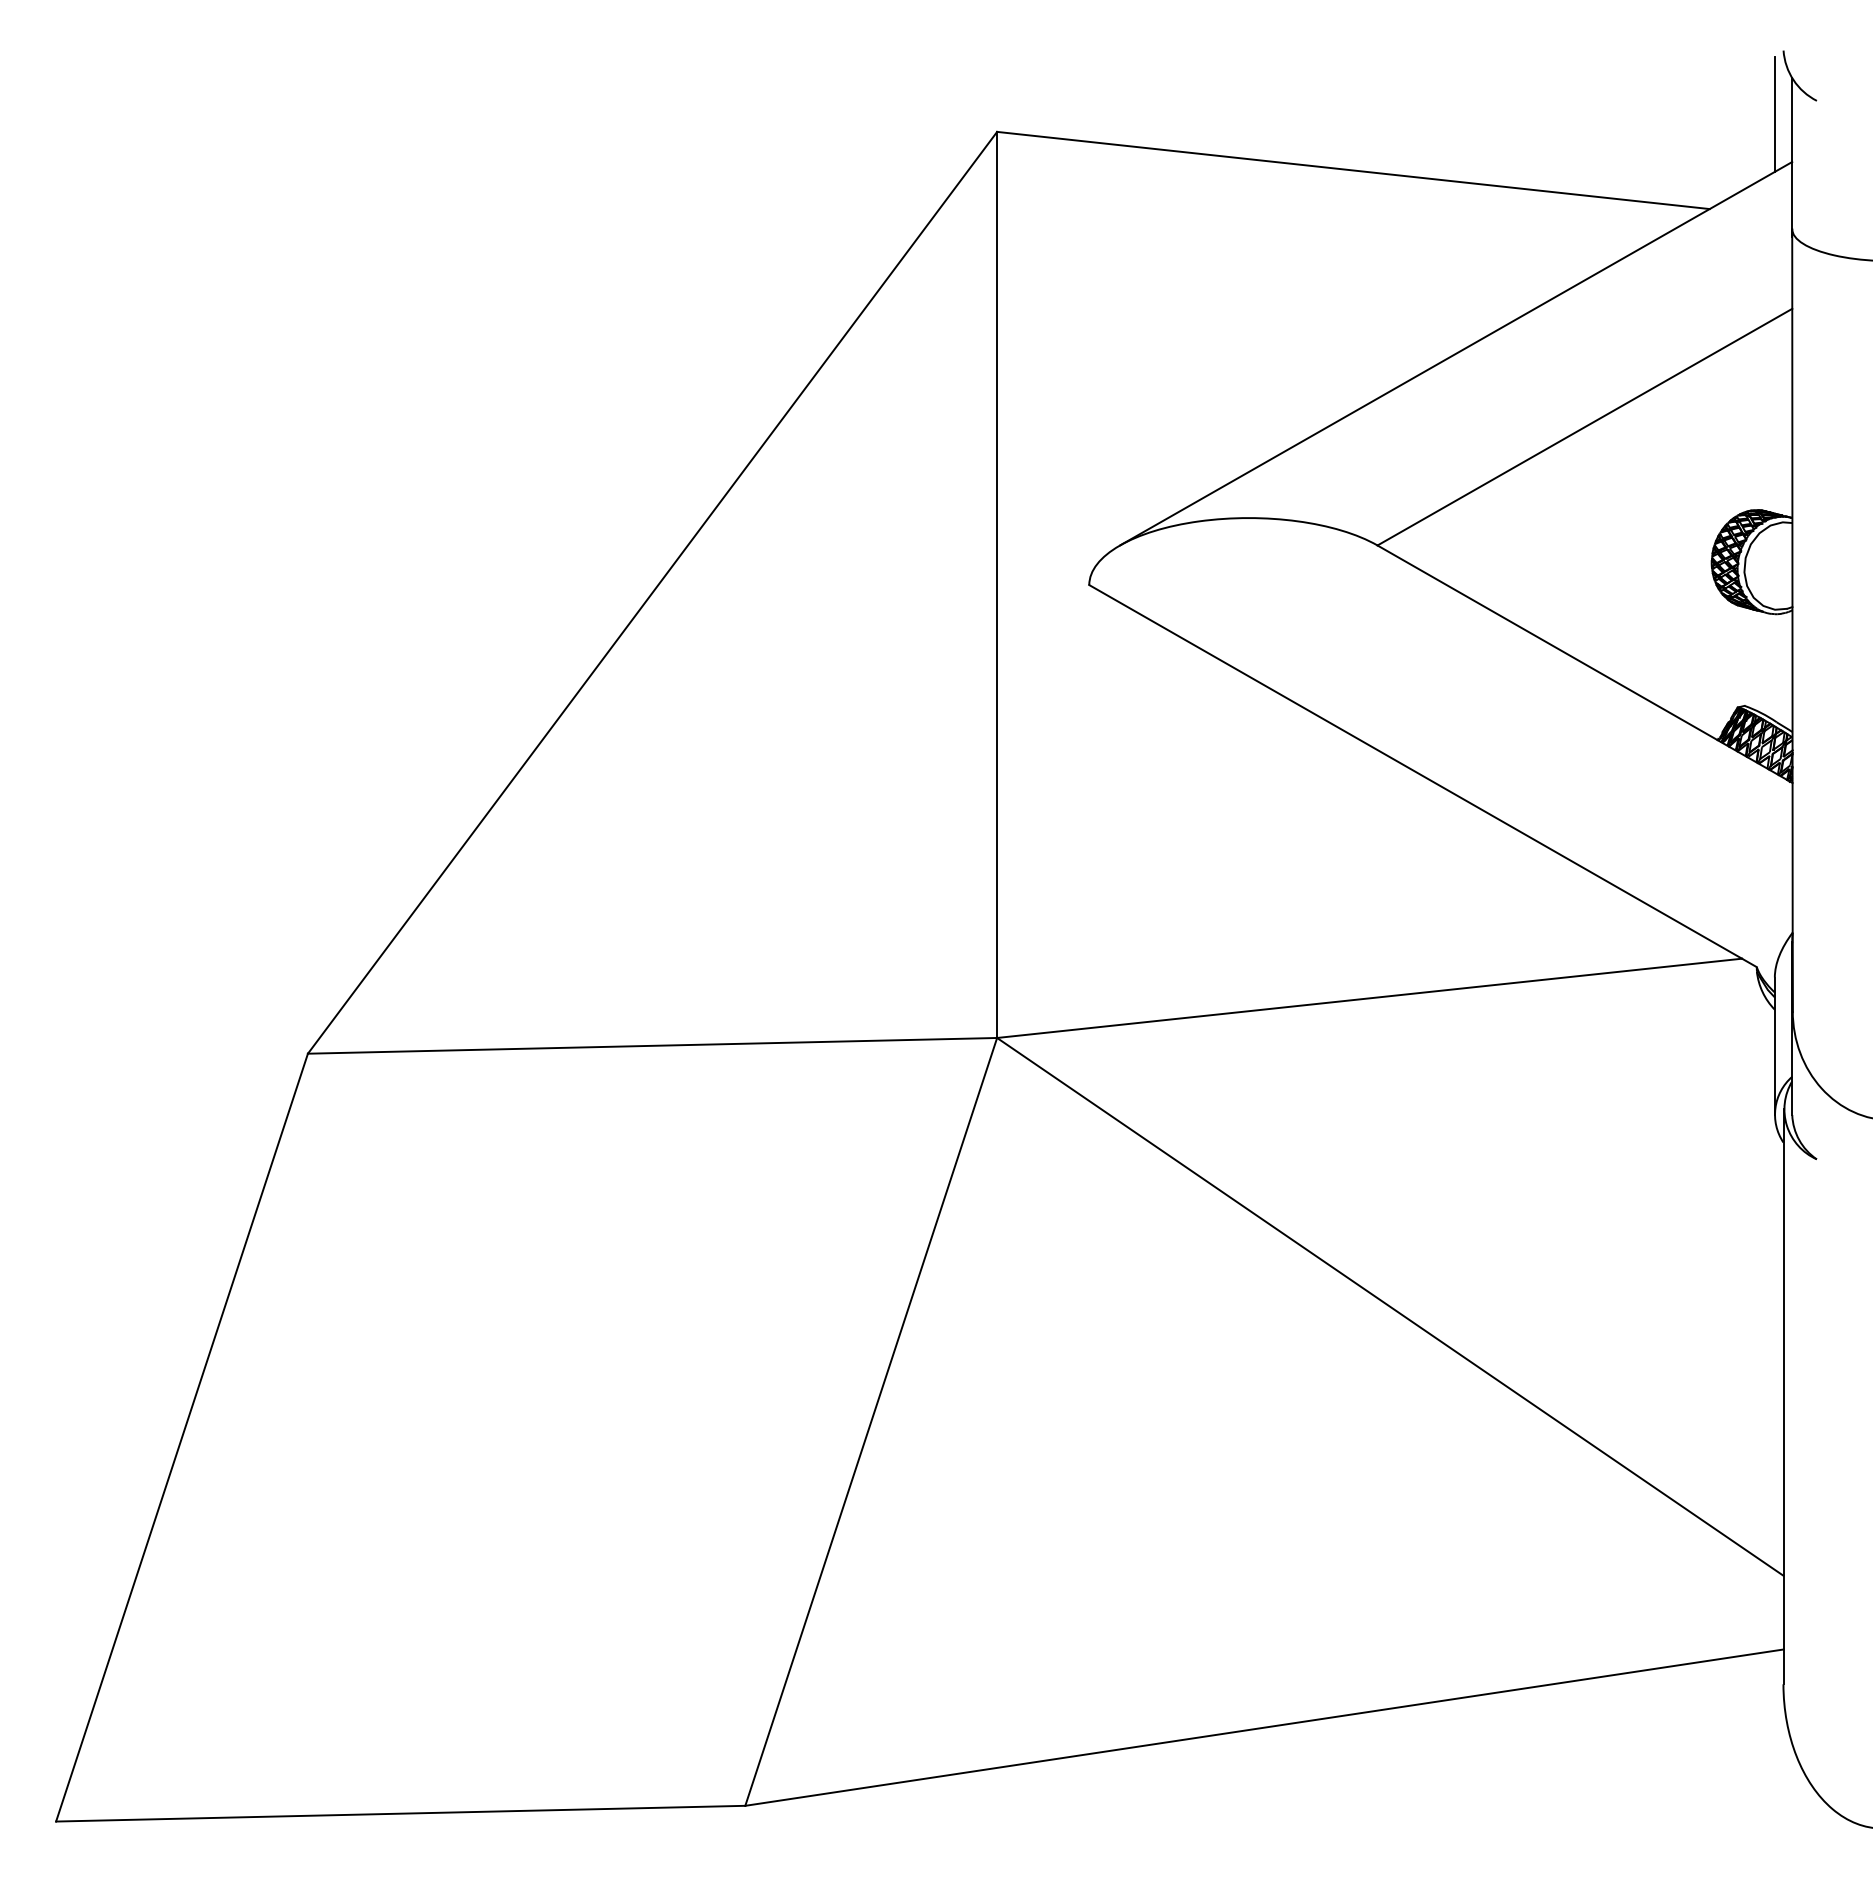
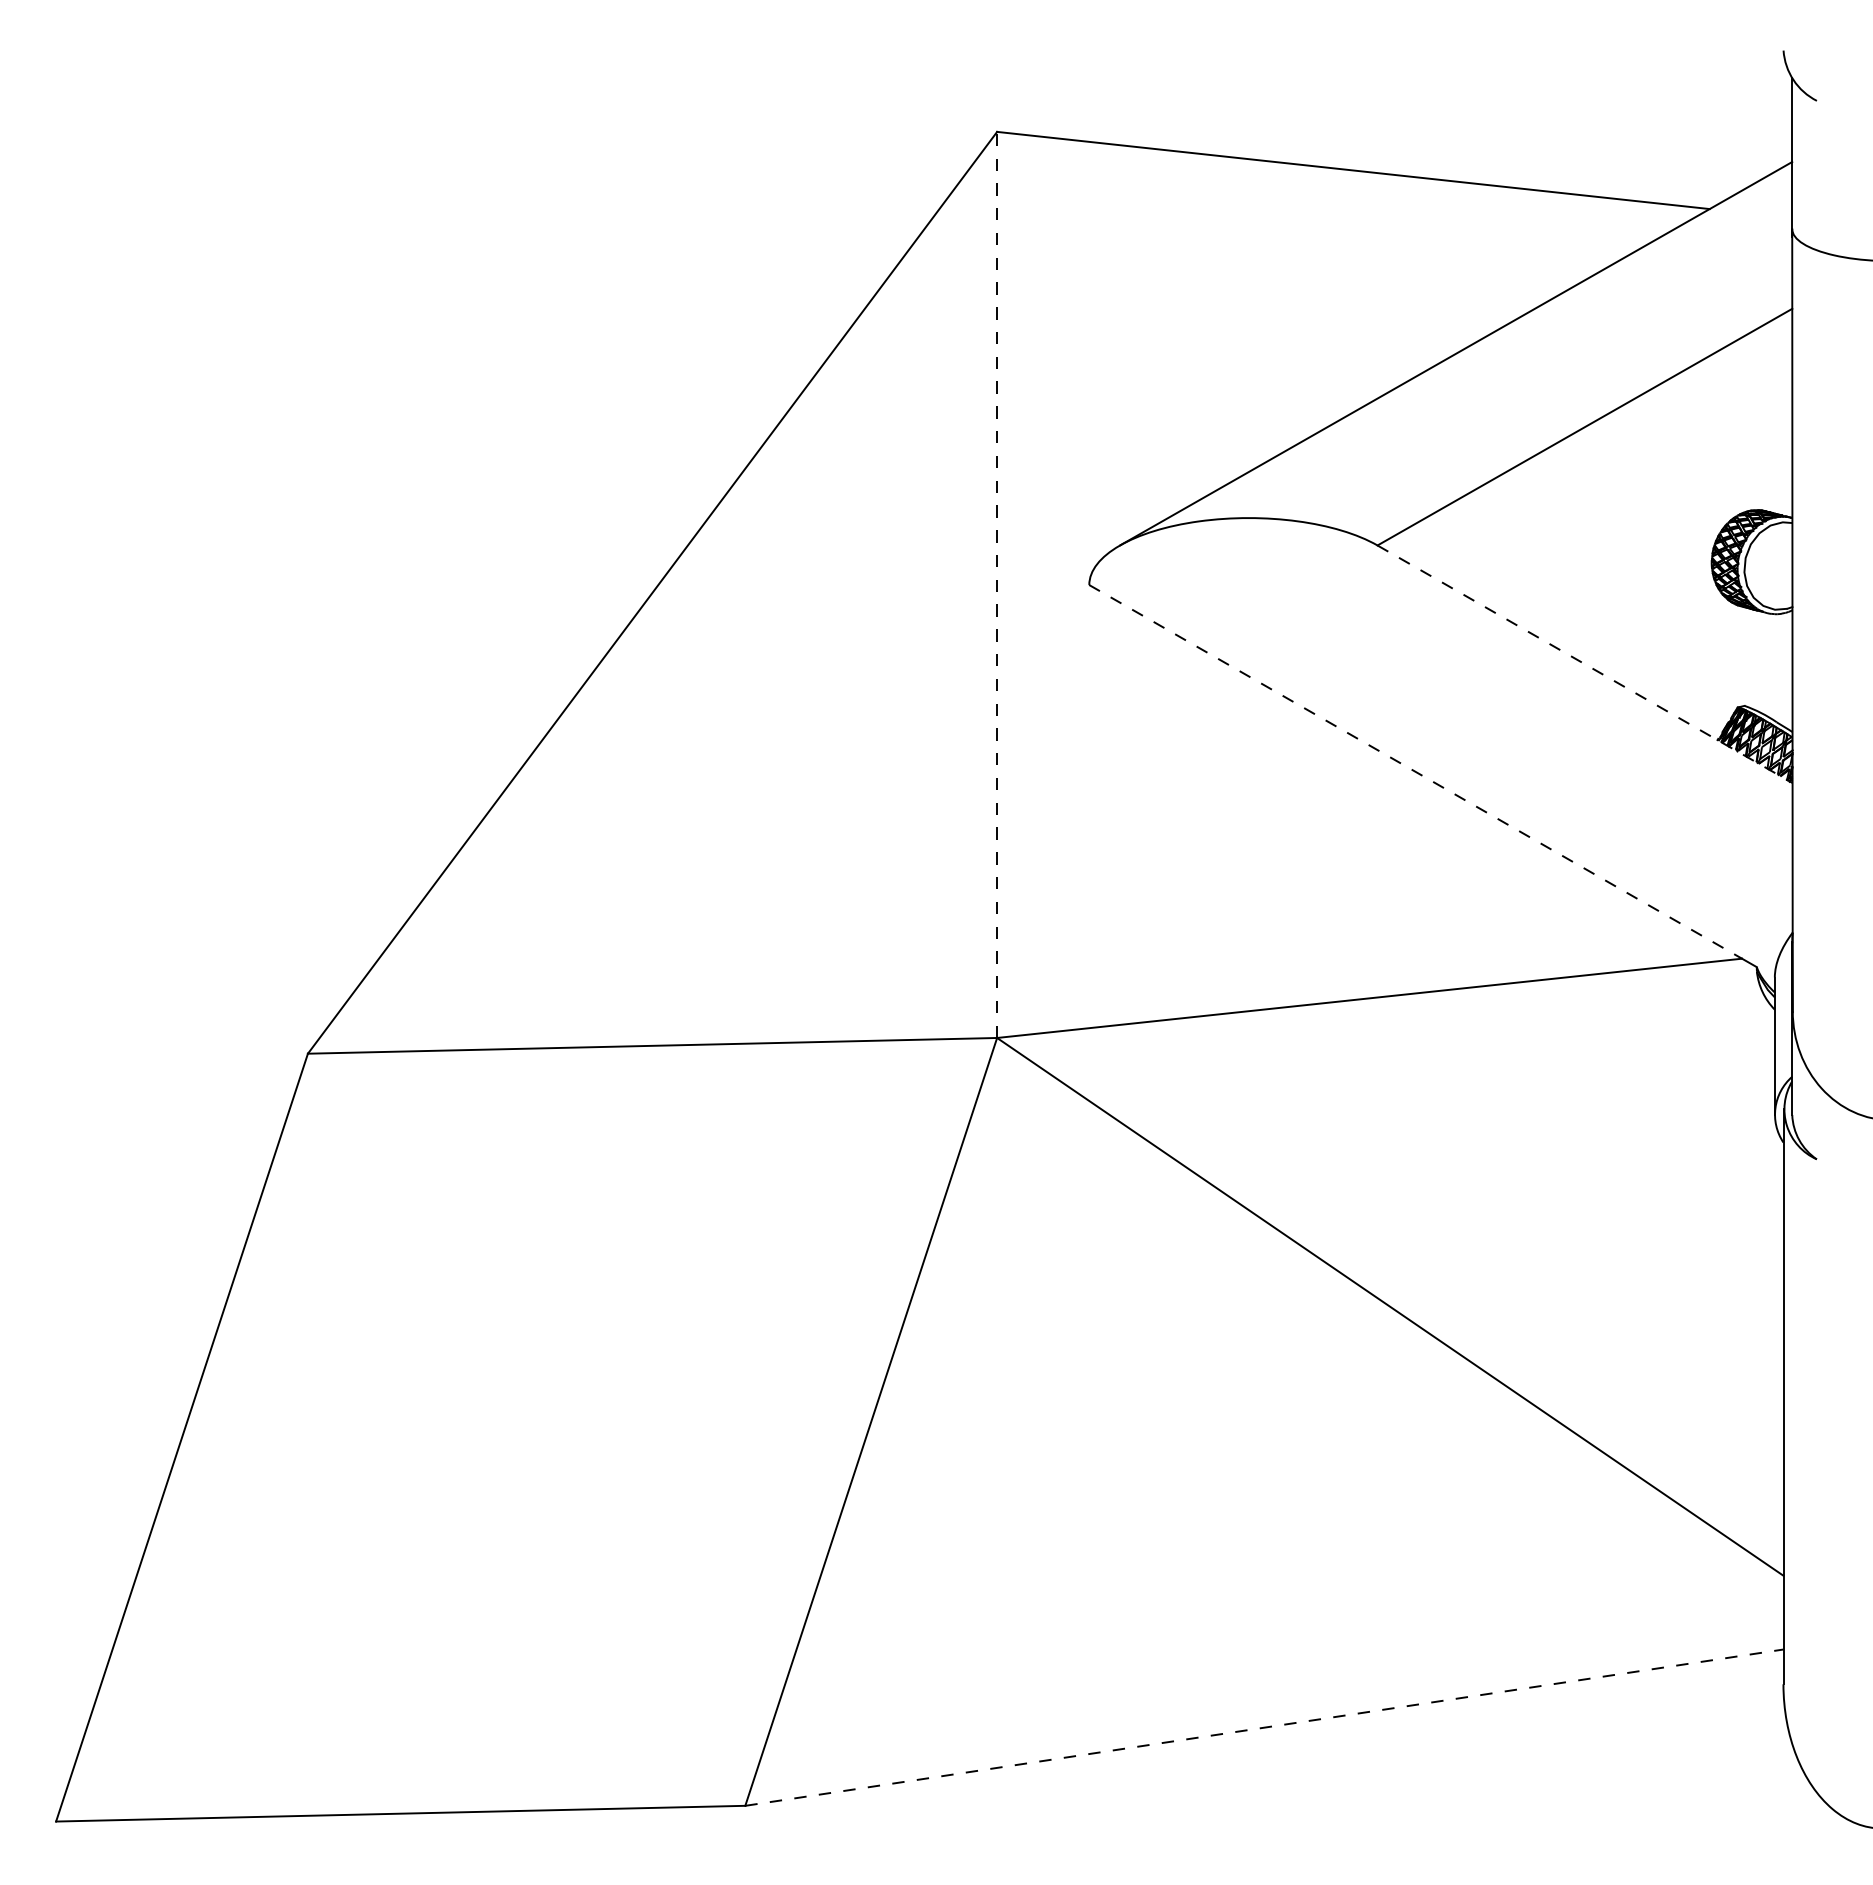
line: present -> none (1774, 114)
line: solid -> dashed (997, 584)
line: solid -> dashed (1585, 664)
line: solid -> dashed (1416, 772)
line: solid -> dashed (1264, 1727)
